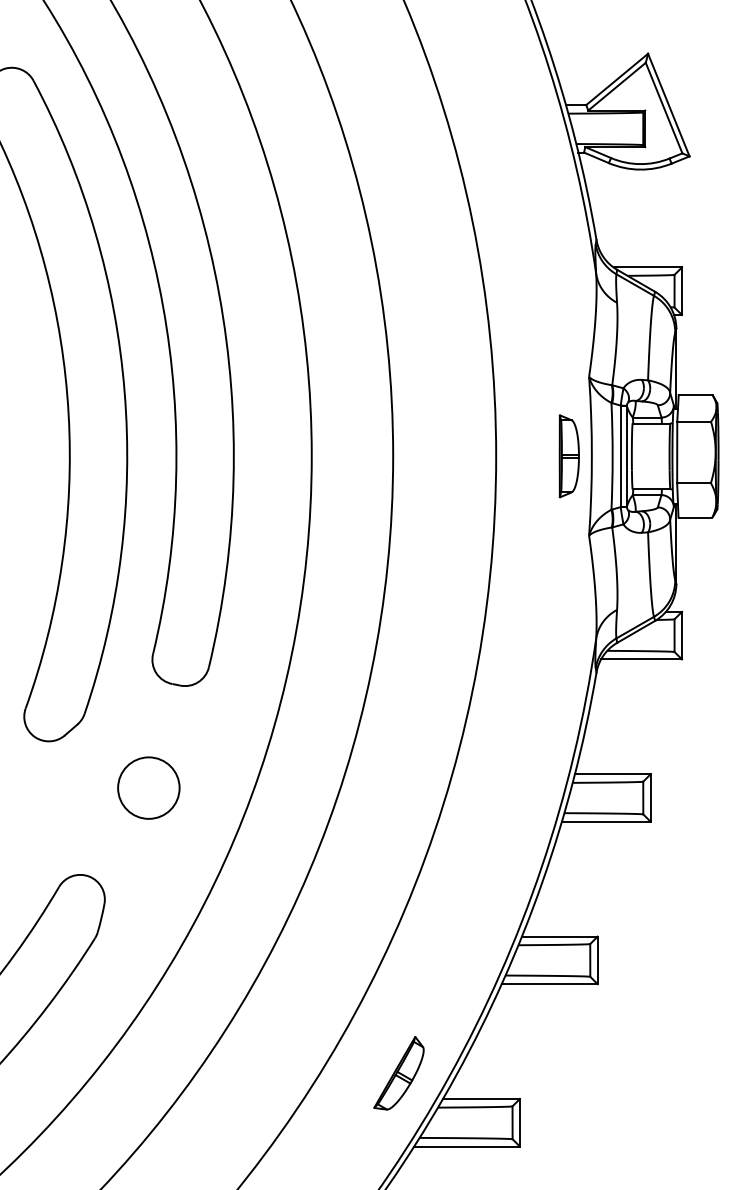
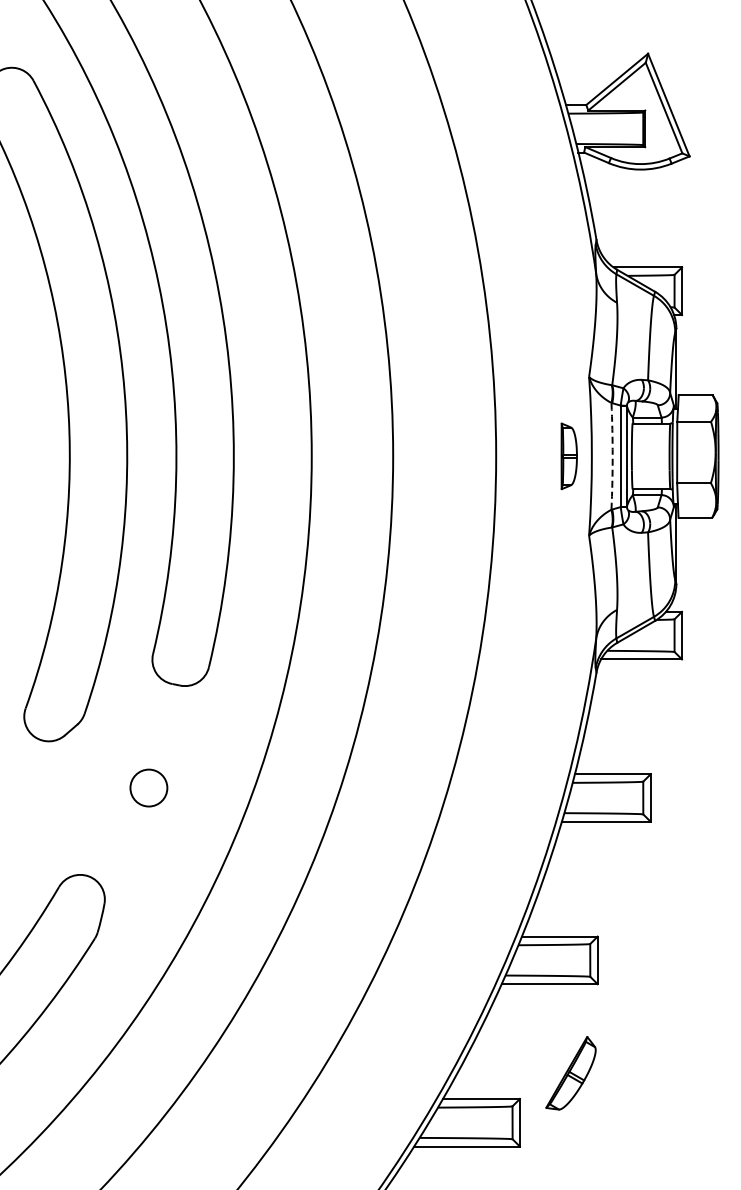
part size: 22x85 px -> 18x69 px (568, 456)
arc: solid -> dashed (612, 456)
circle size: 64x64 px -> 40x40 px (148, 787)
part position: (398, 1073) -> (570, 1073) (570, 1073)
